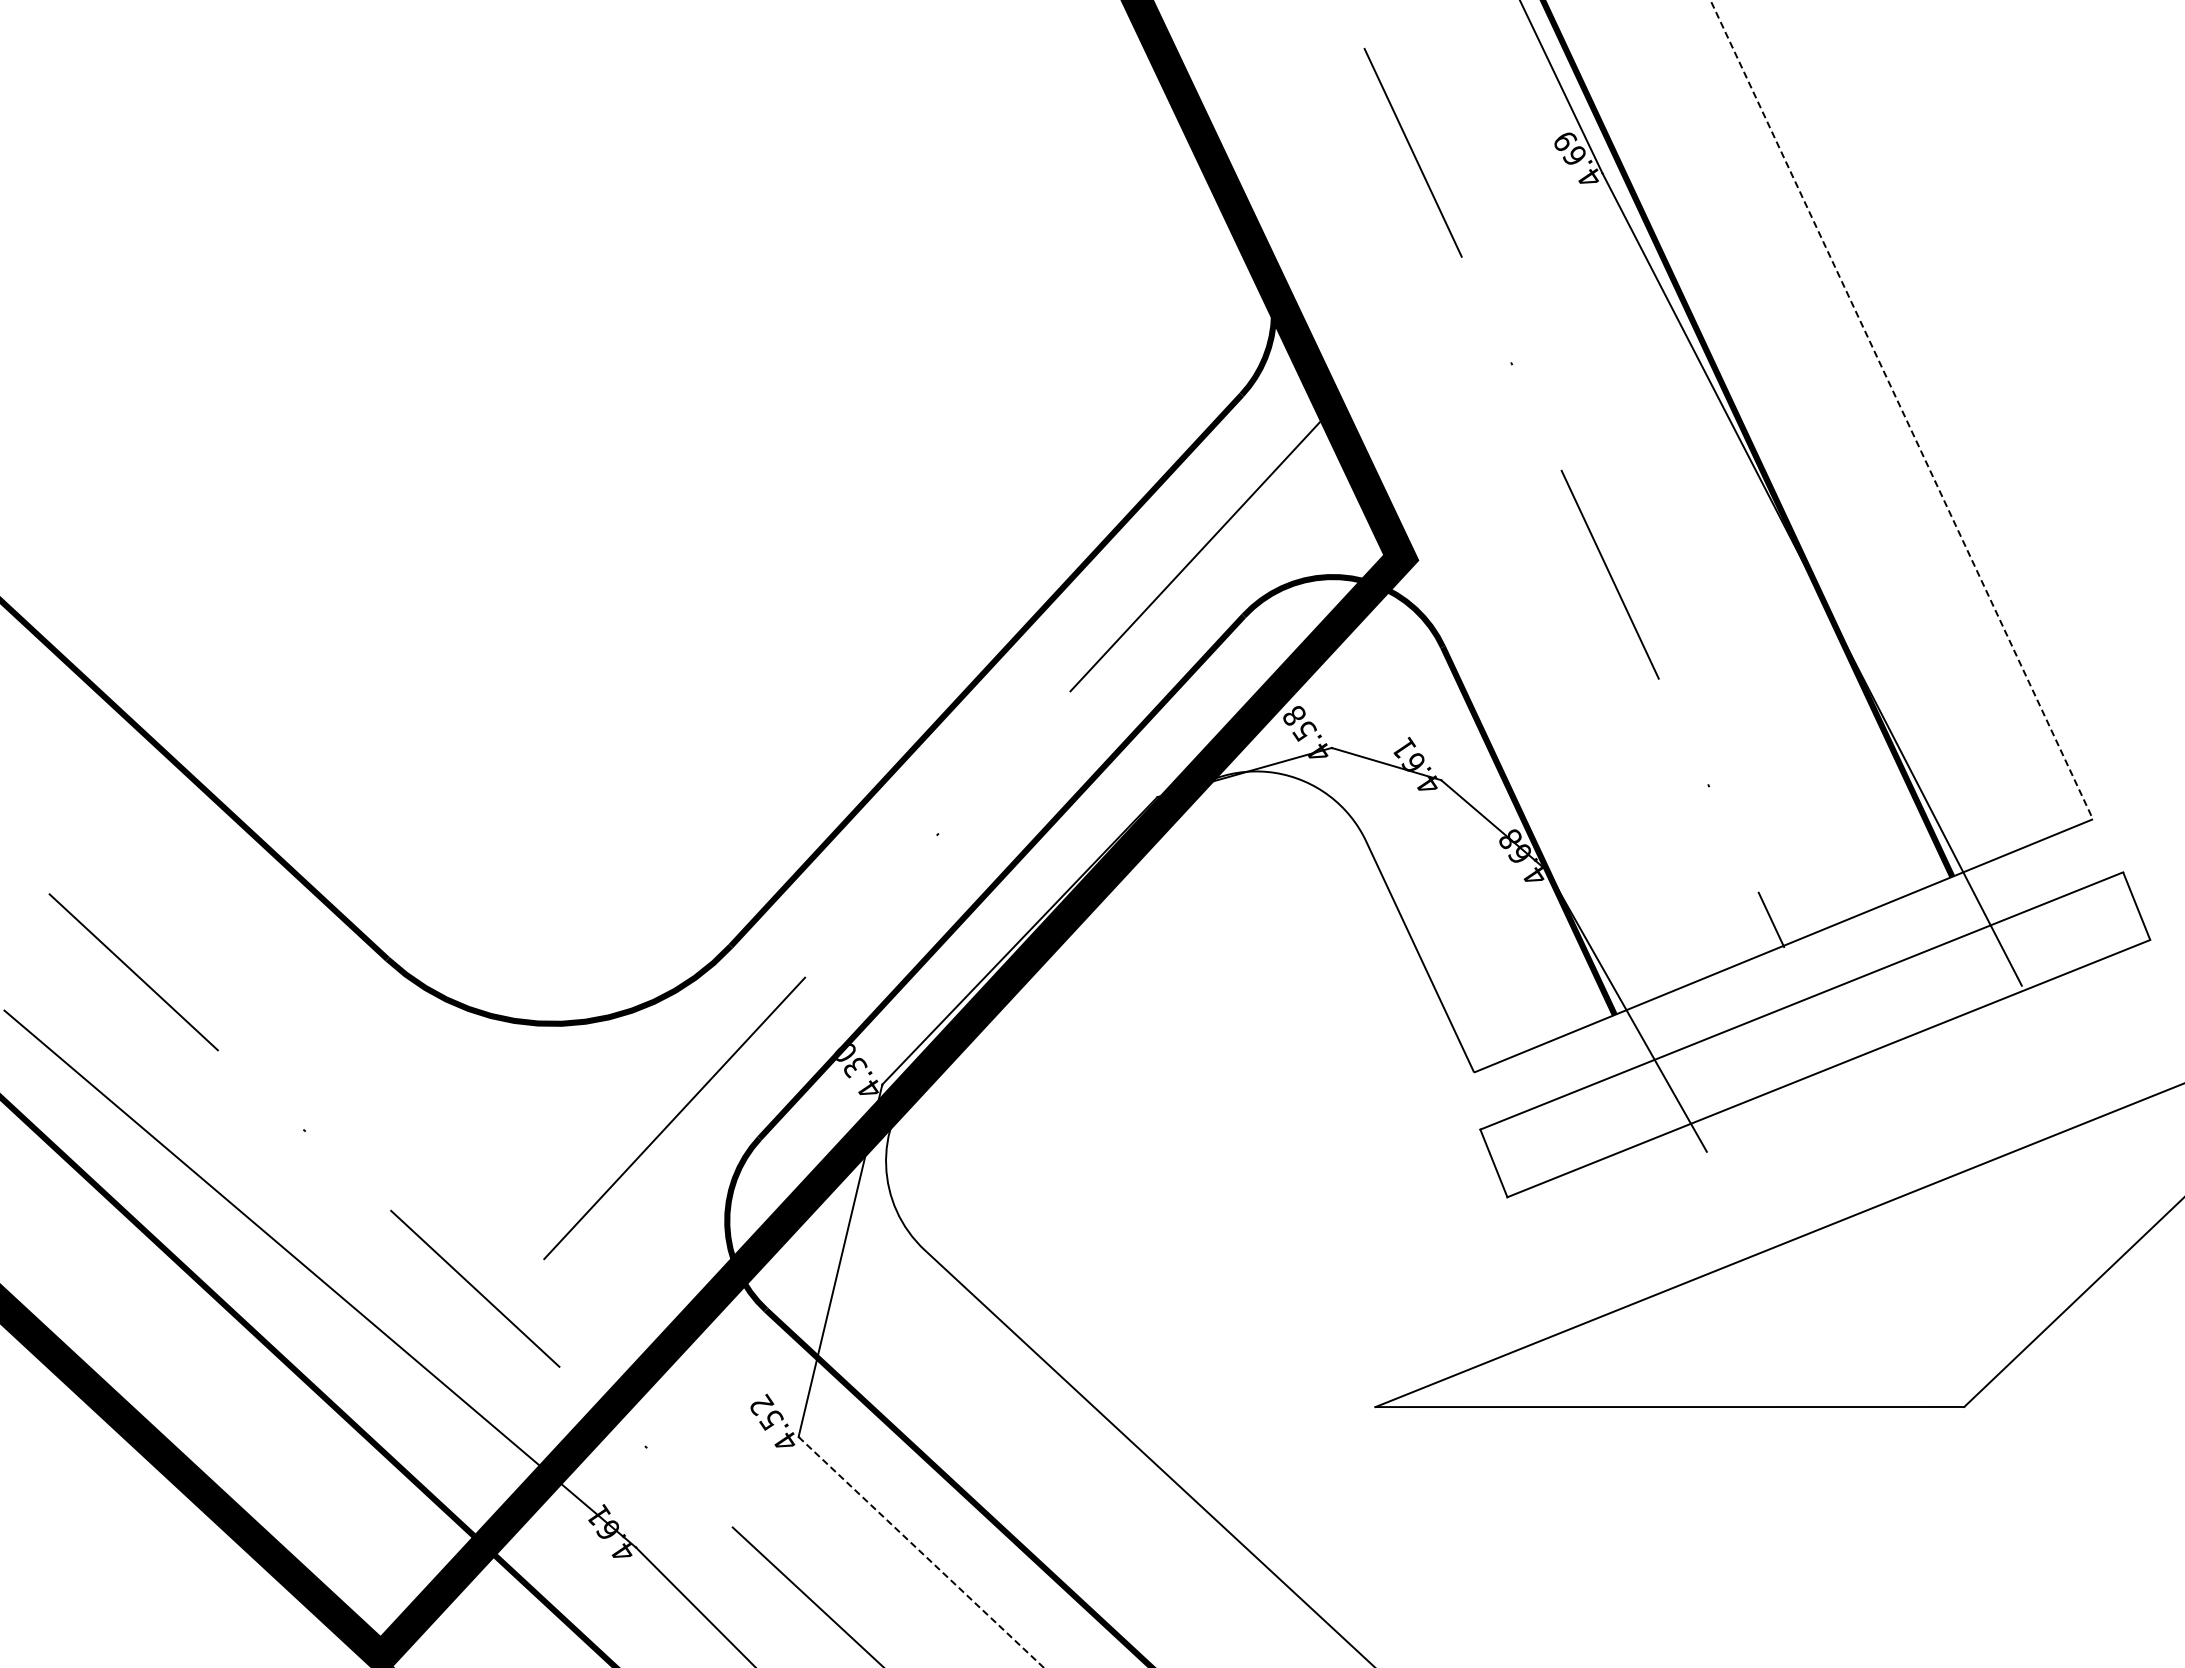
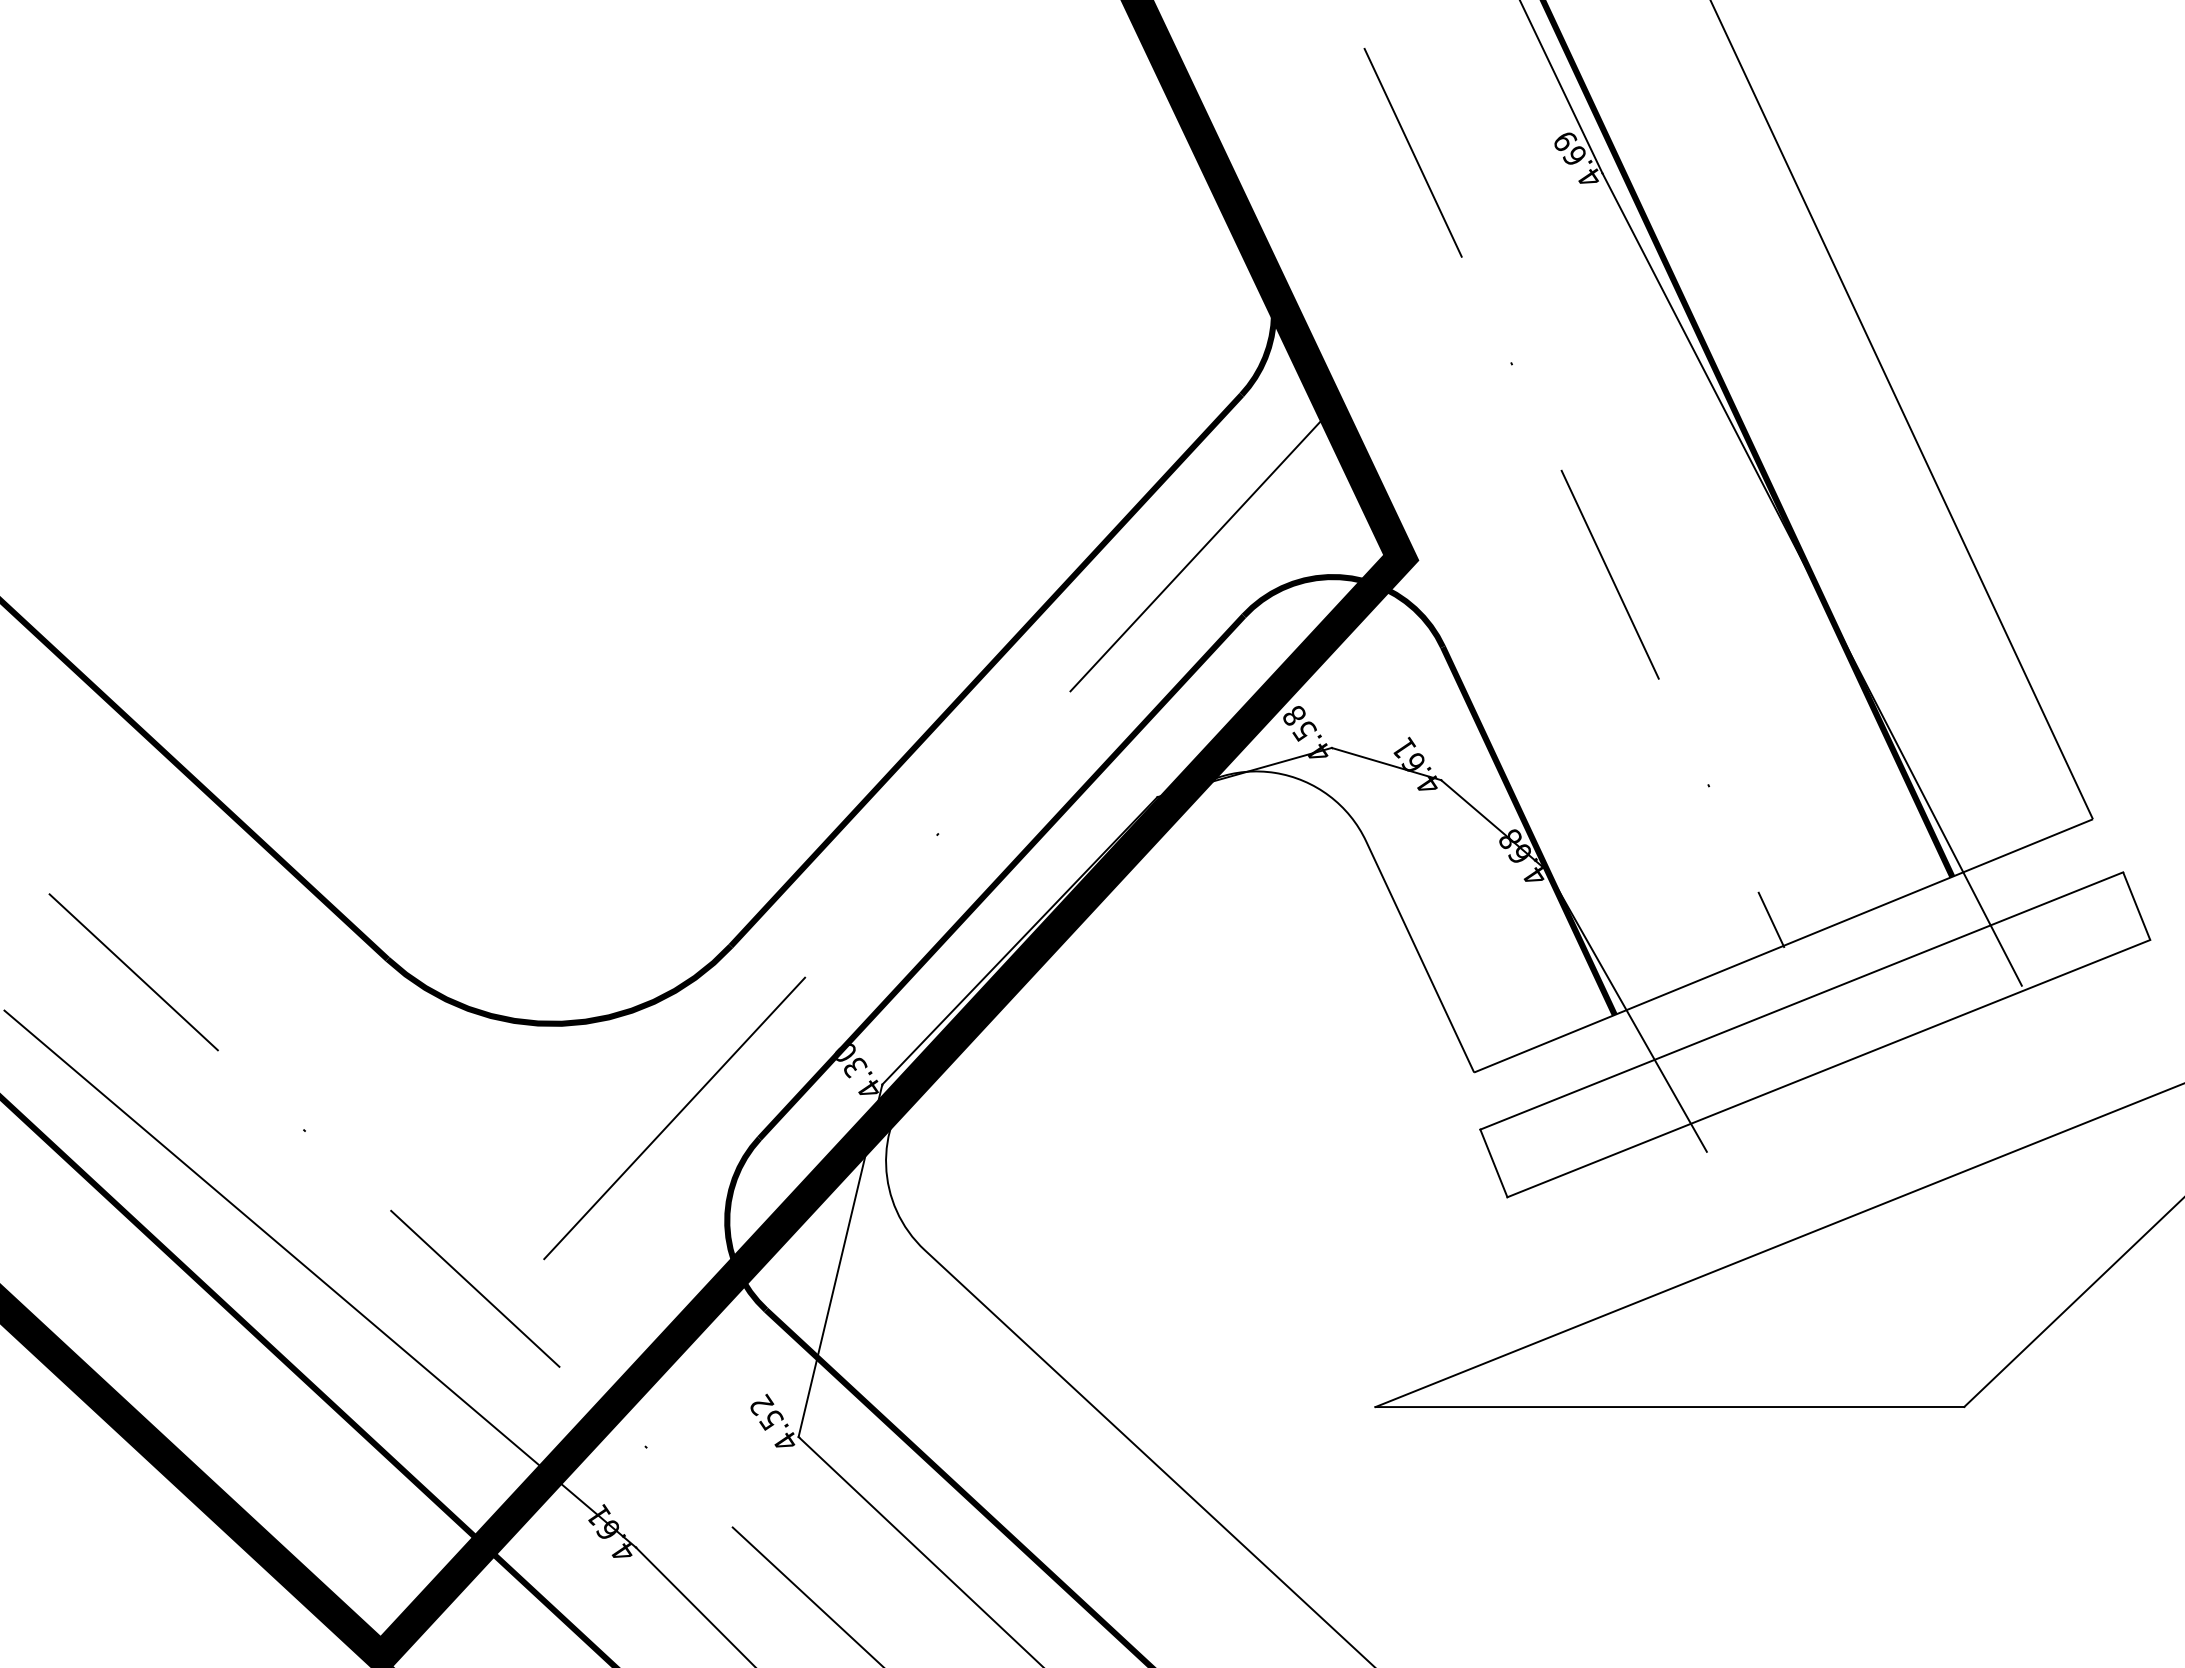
line: dashed -> solid (1901, 410)
line: dashed -> solid (921, 1552)
